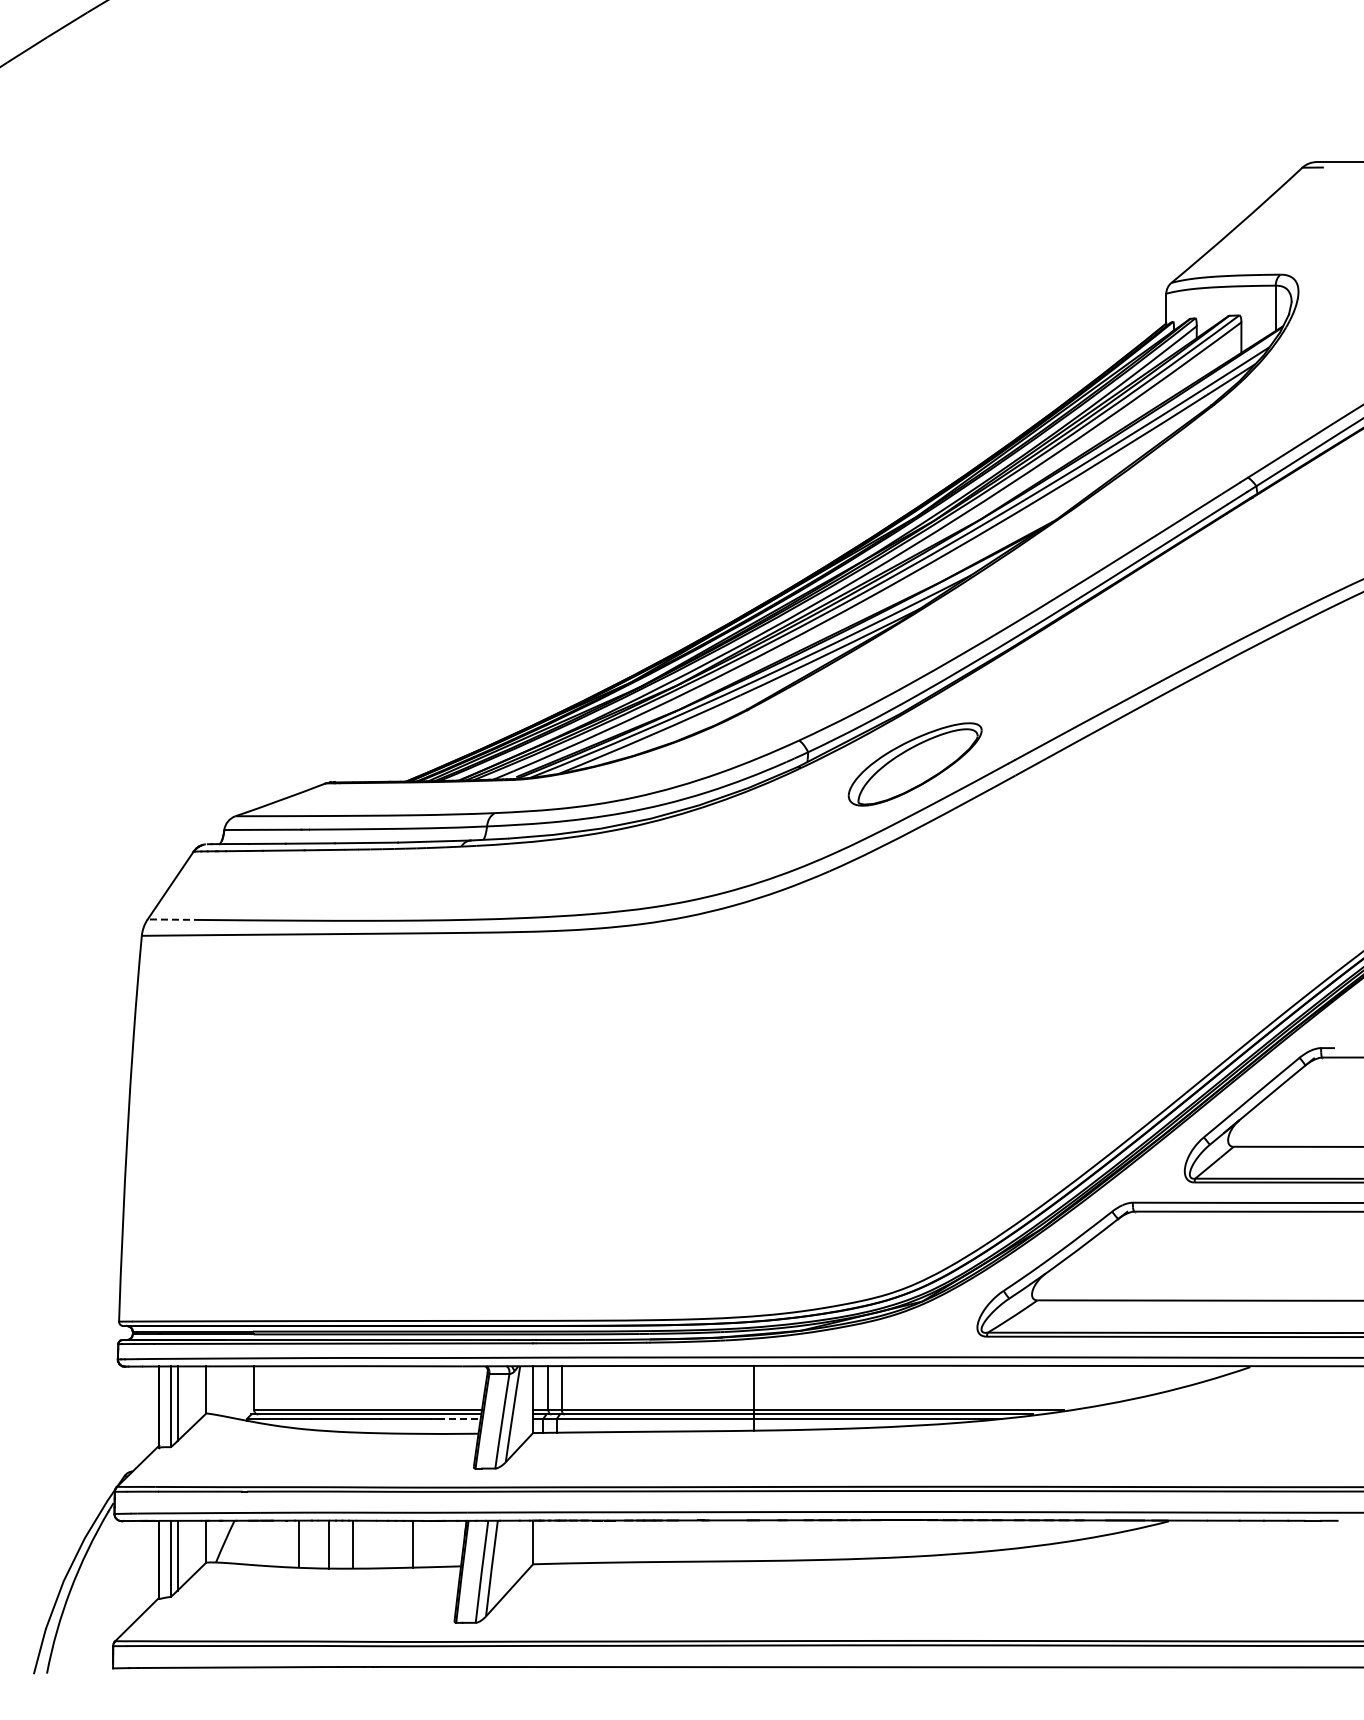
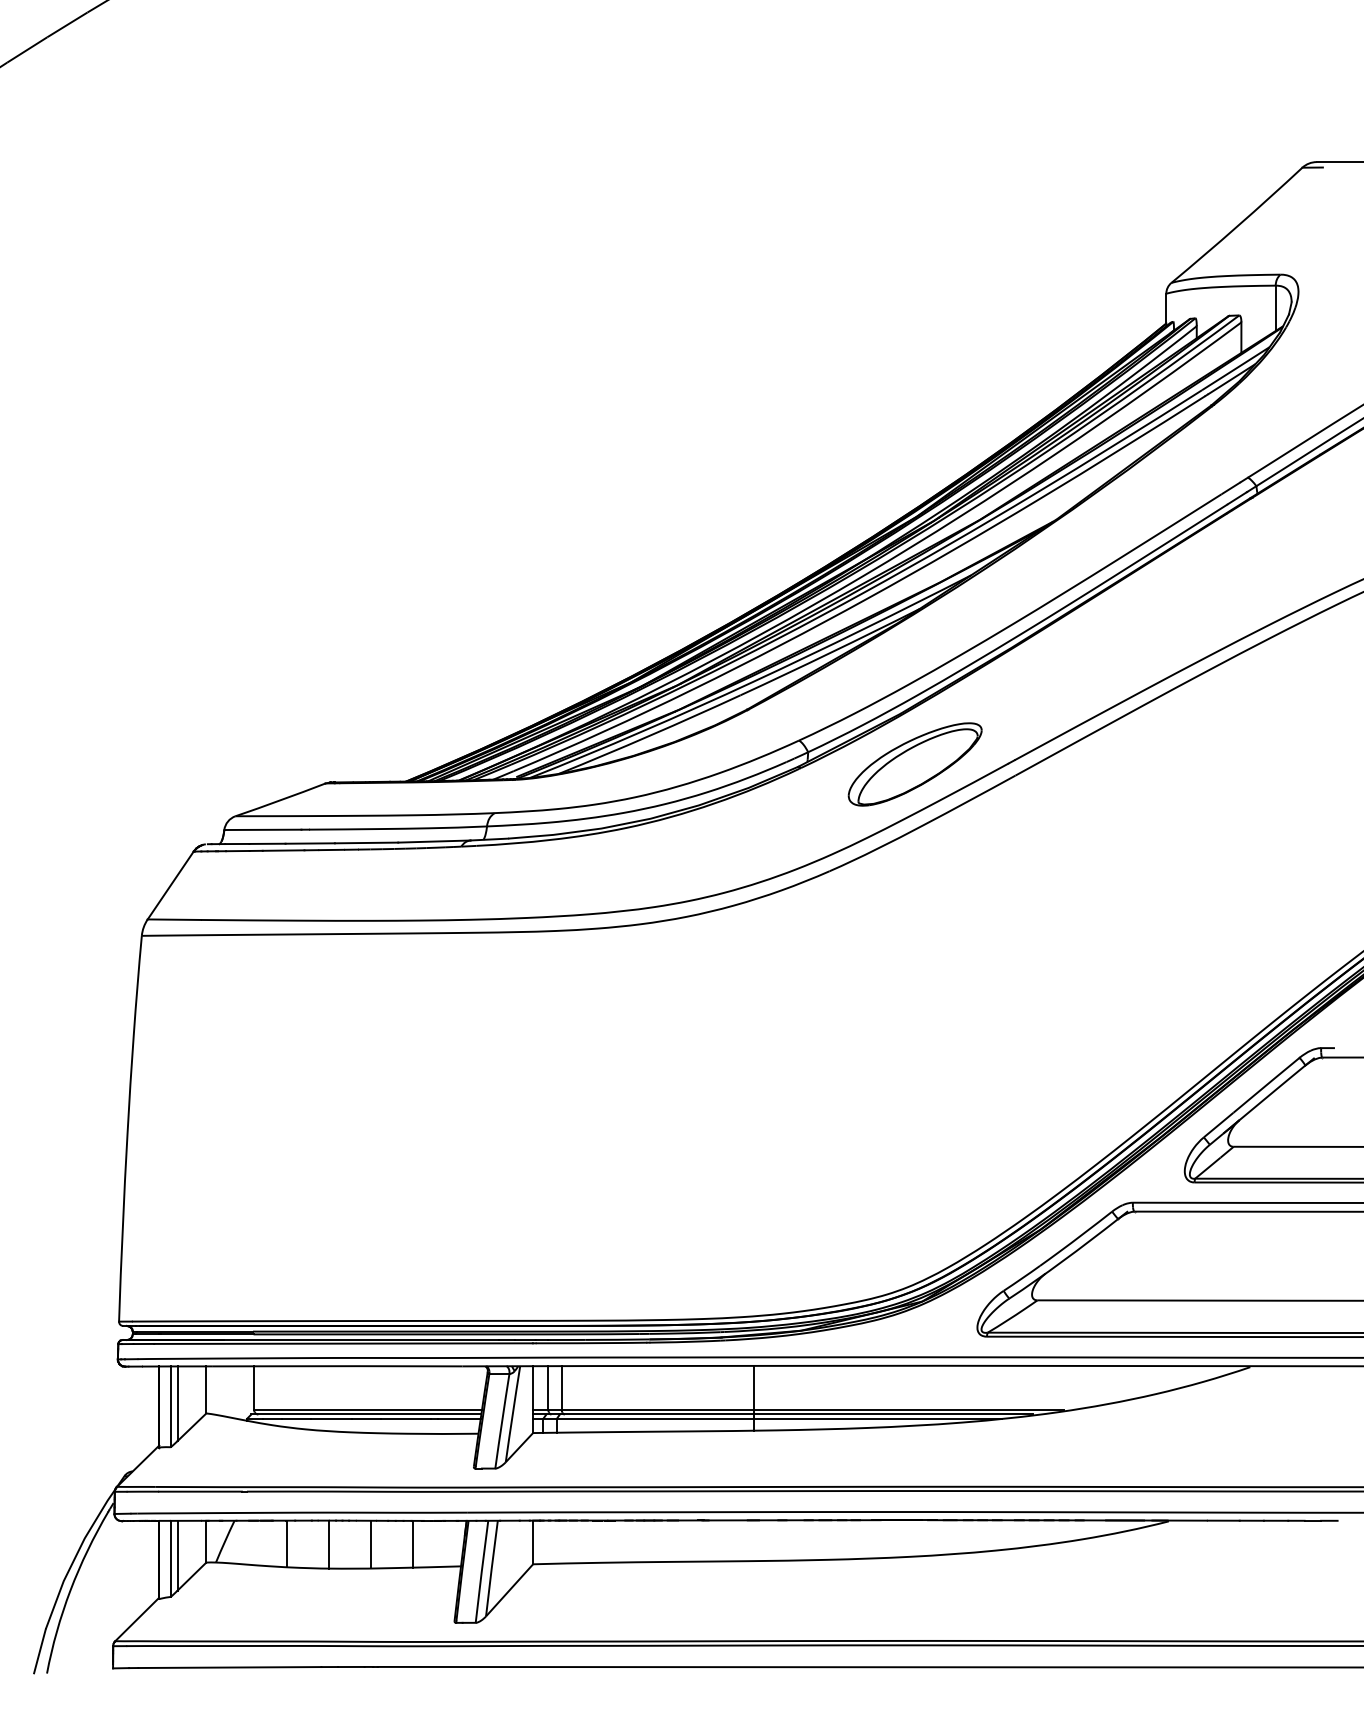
line: dashed -> solid (174, 919)
line: dashed -> solid (459, 1418)
line position: (298, 1543) -> (286, 1543) (286, 1543)
line position: (352, 1544) -> (370, 1544) (370, 1544)
